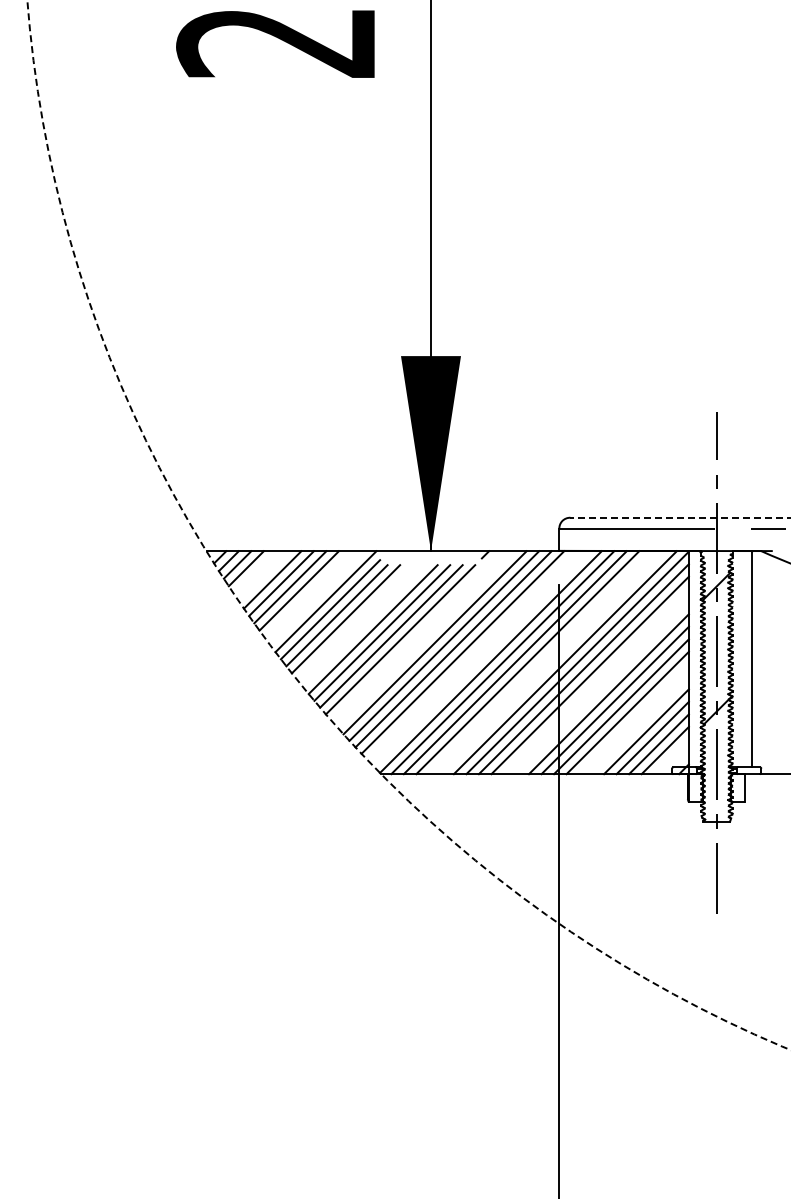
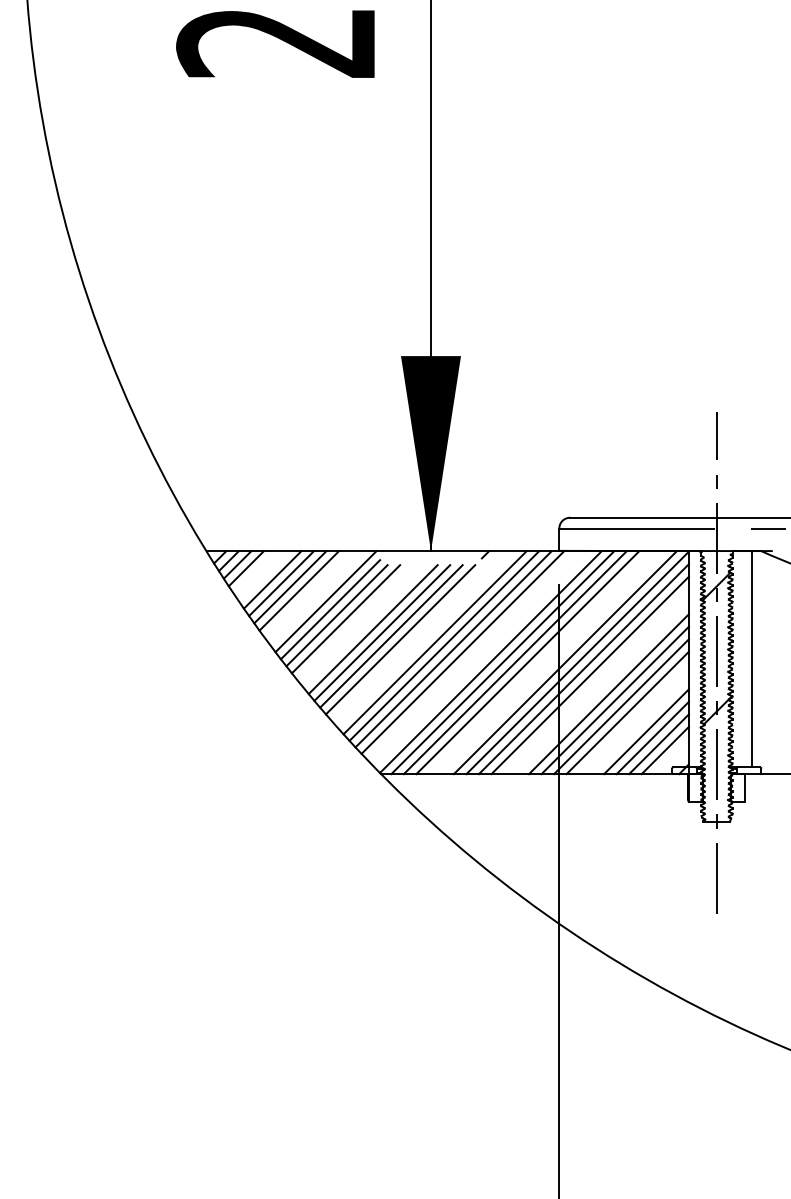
line: dashed -> solid (680, 517)
circle: dashed -> solid (408, 524)
